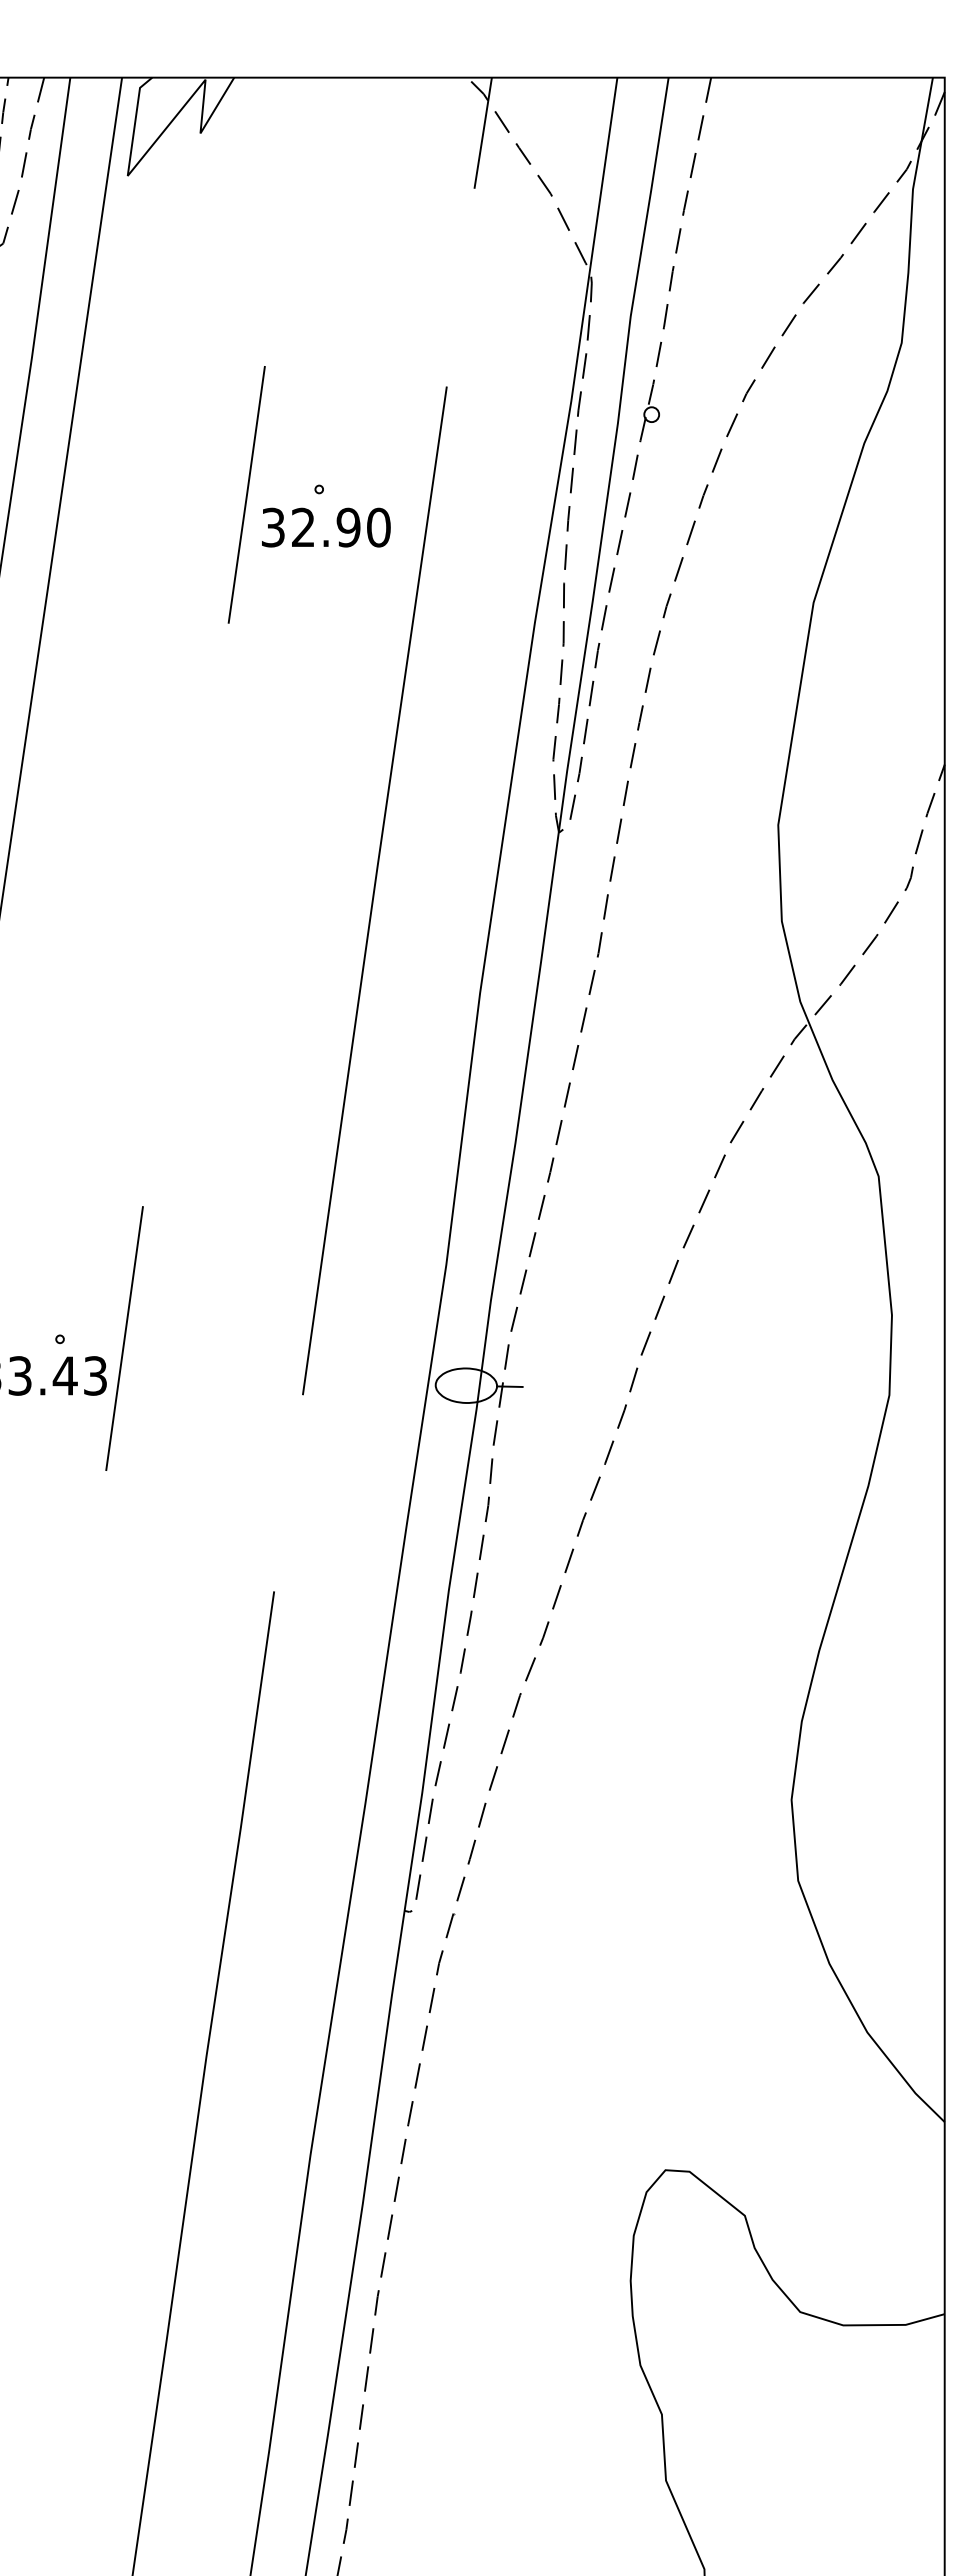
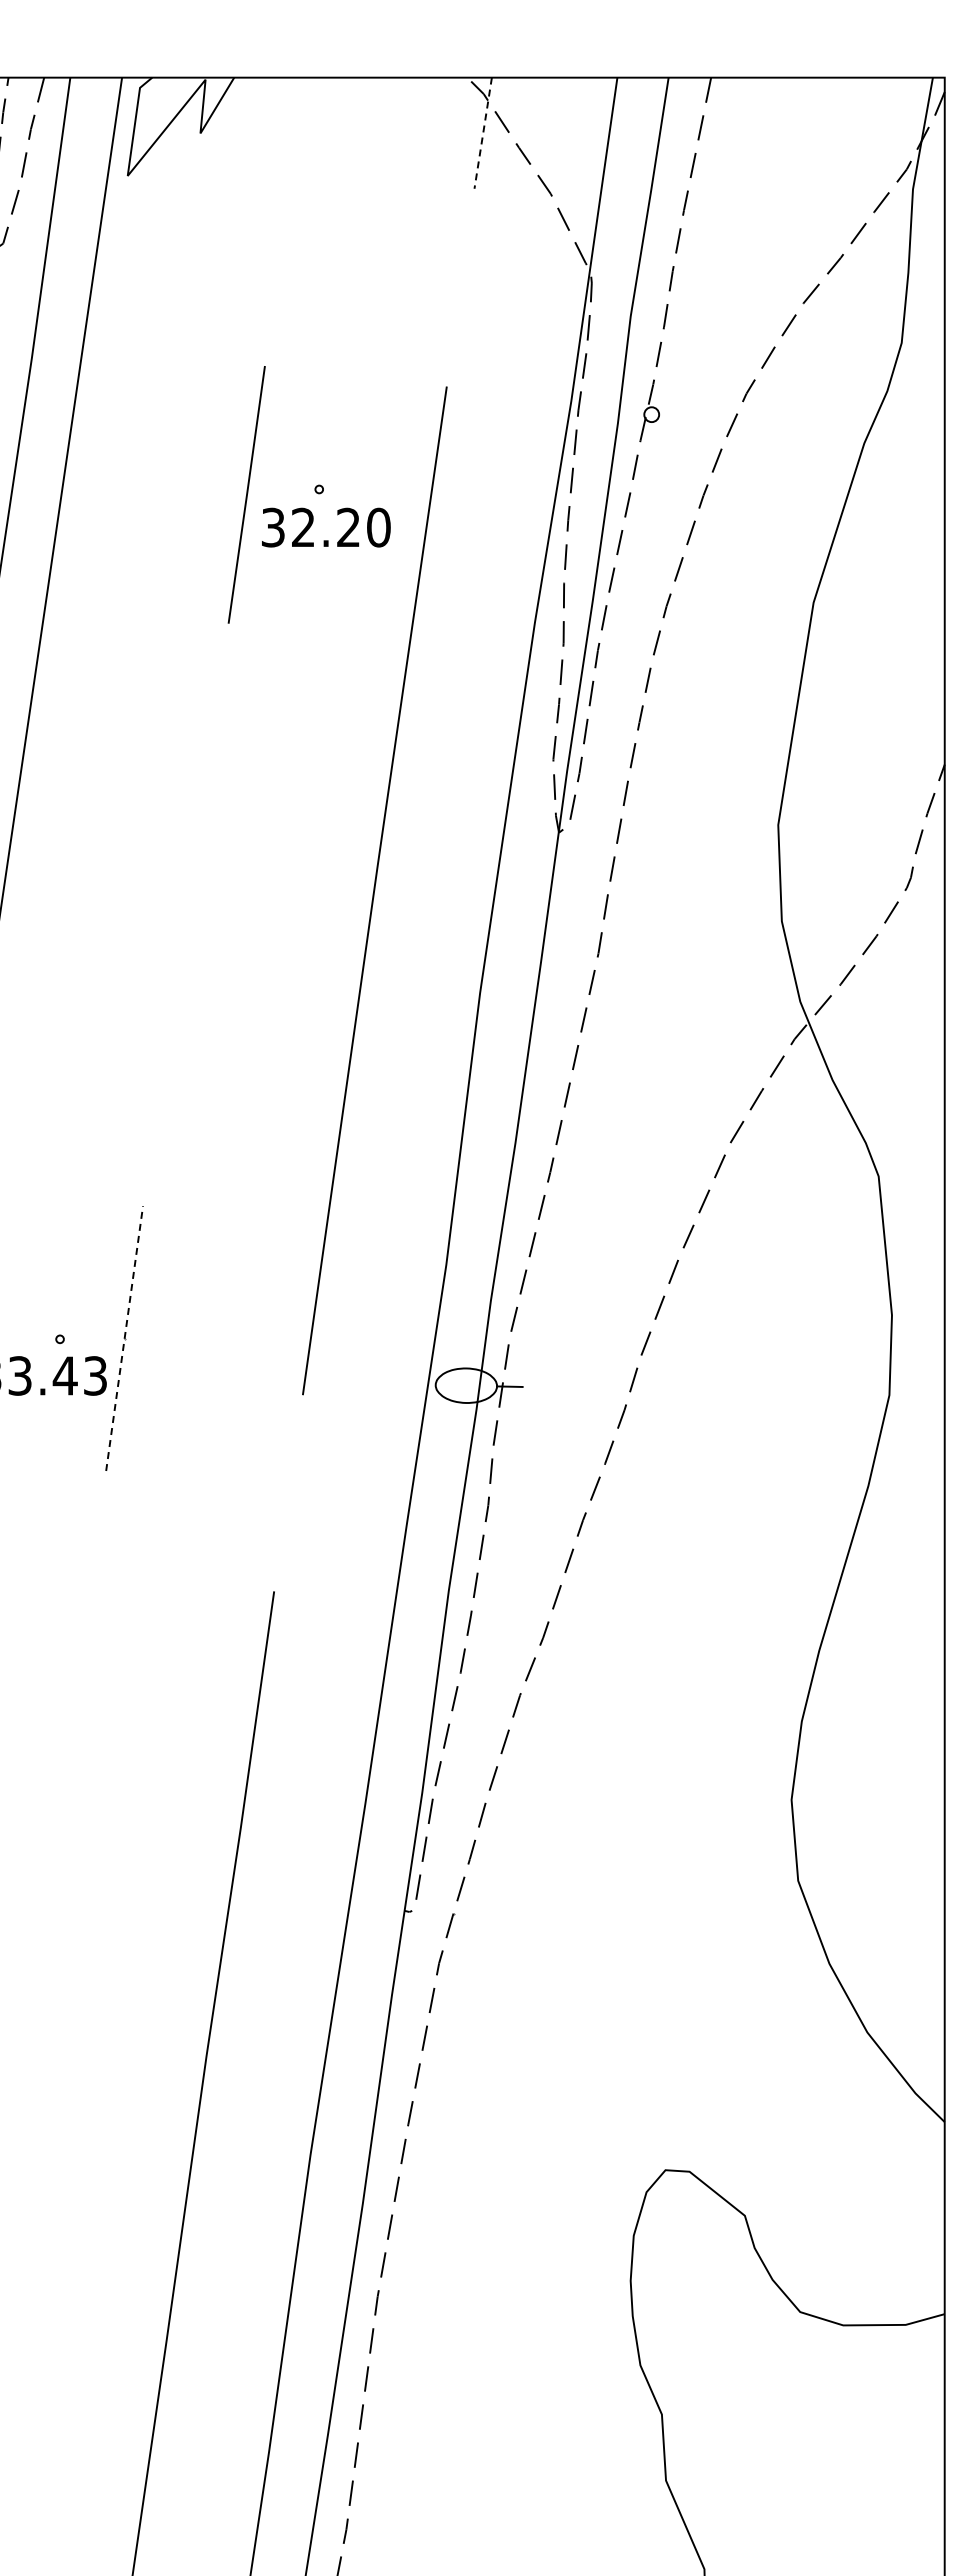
line: solid -> dashed (483, 133)
text: 32.90 -> 32.20 (348, 527)
line: solid -> dashed (124, 1338)
